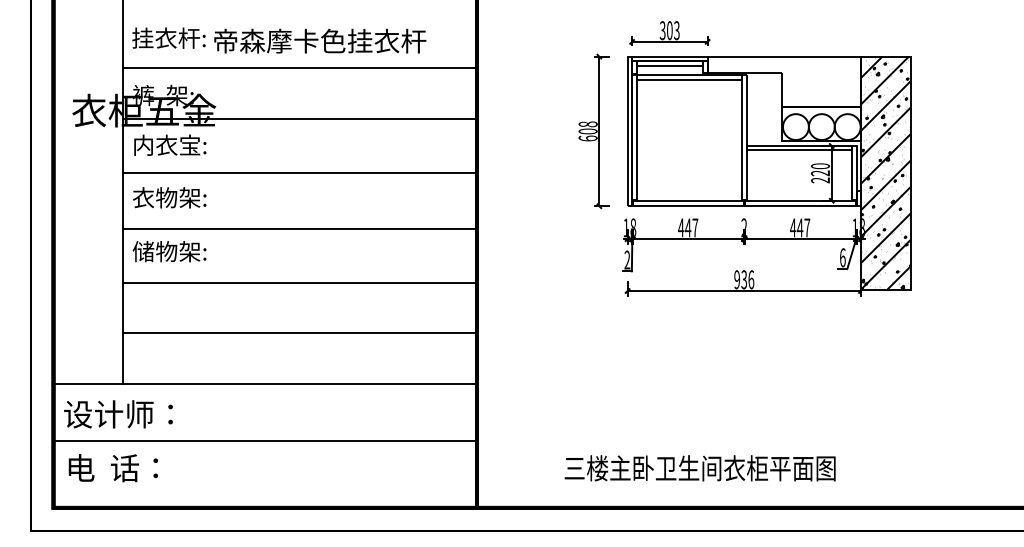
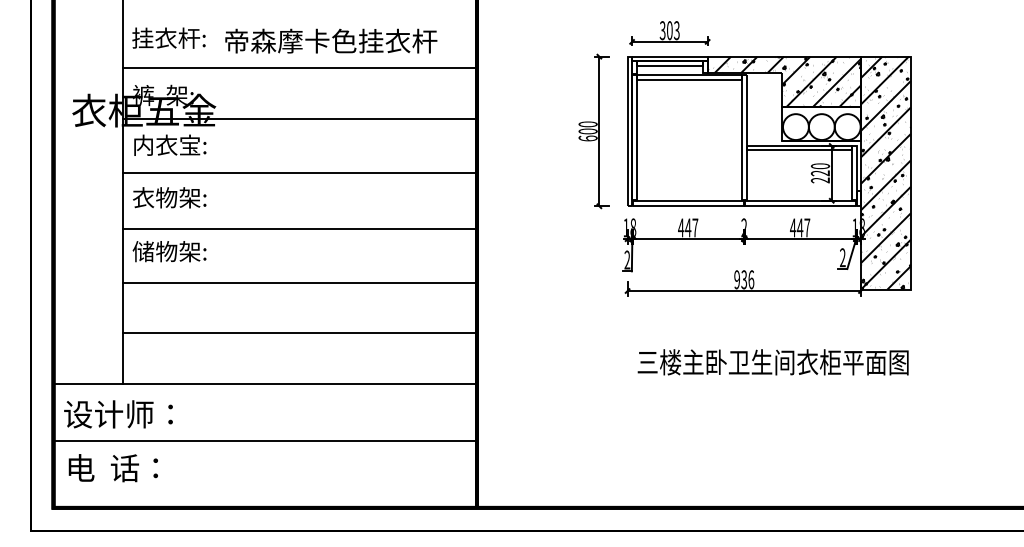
text position: (320, 40) -> (331, 40) (331, 40)
hatch: none -> present (784, 81)
text: 608 -> 600 (588, 124)
text: 6 -> 2 (842, 257)
text position: (699, 468) -> (772, 362) (772, 362)
